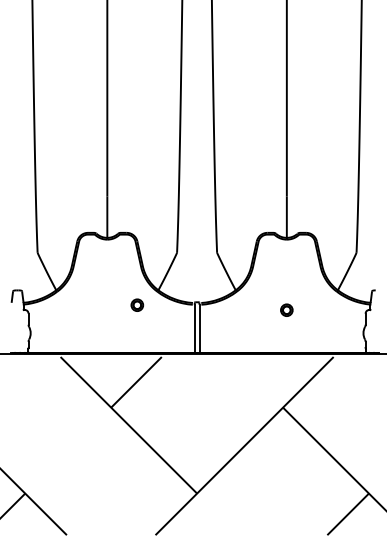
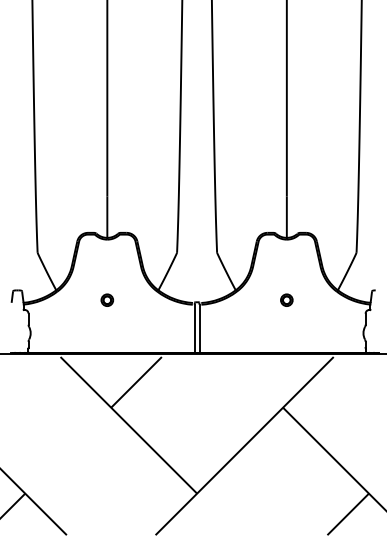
part position: (137, 304) -> (107, 299) (107, 299)
part position: (286, 309) -> (286, 299) (286, 299)
